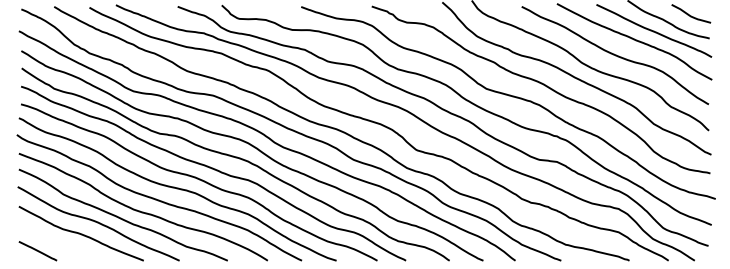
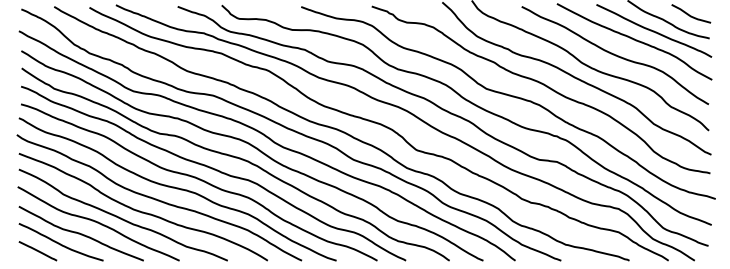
curve: none -> present (59, 242)
